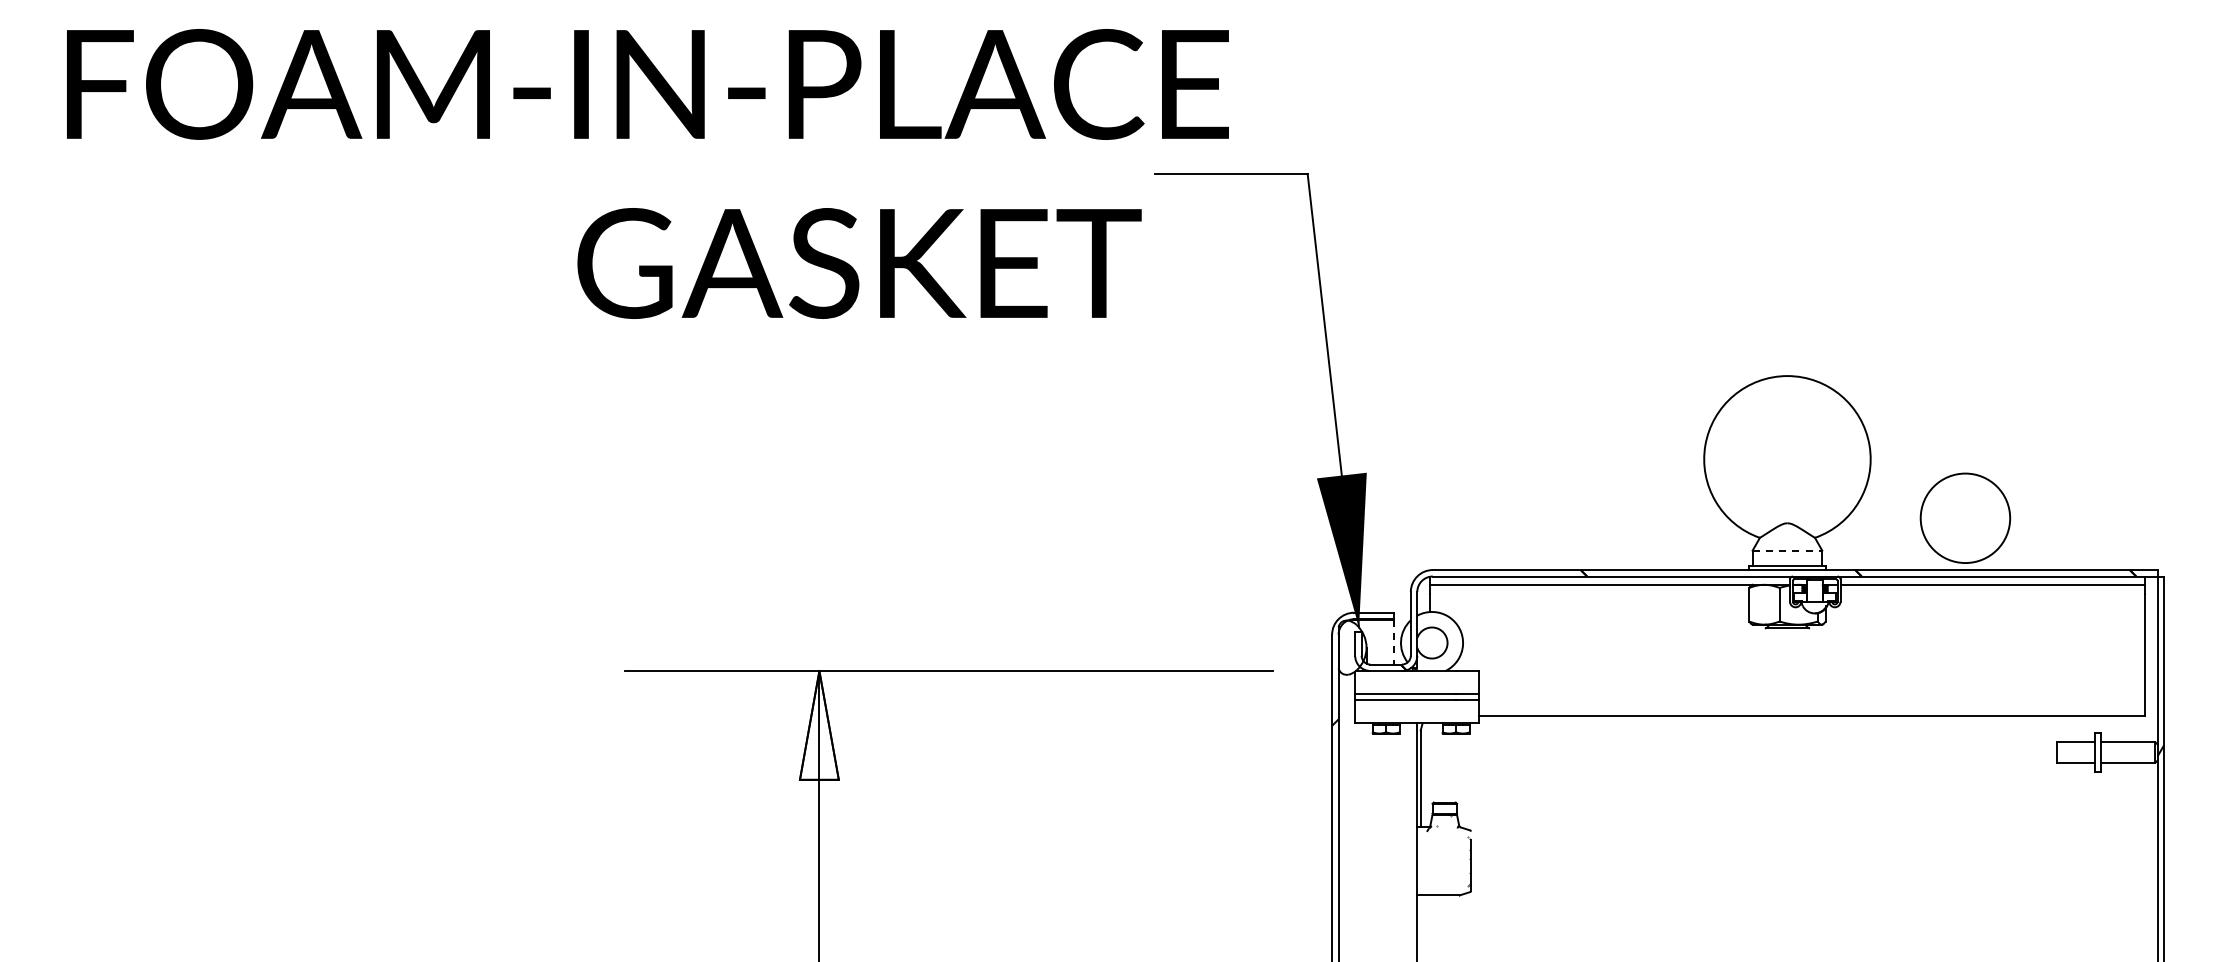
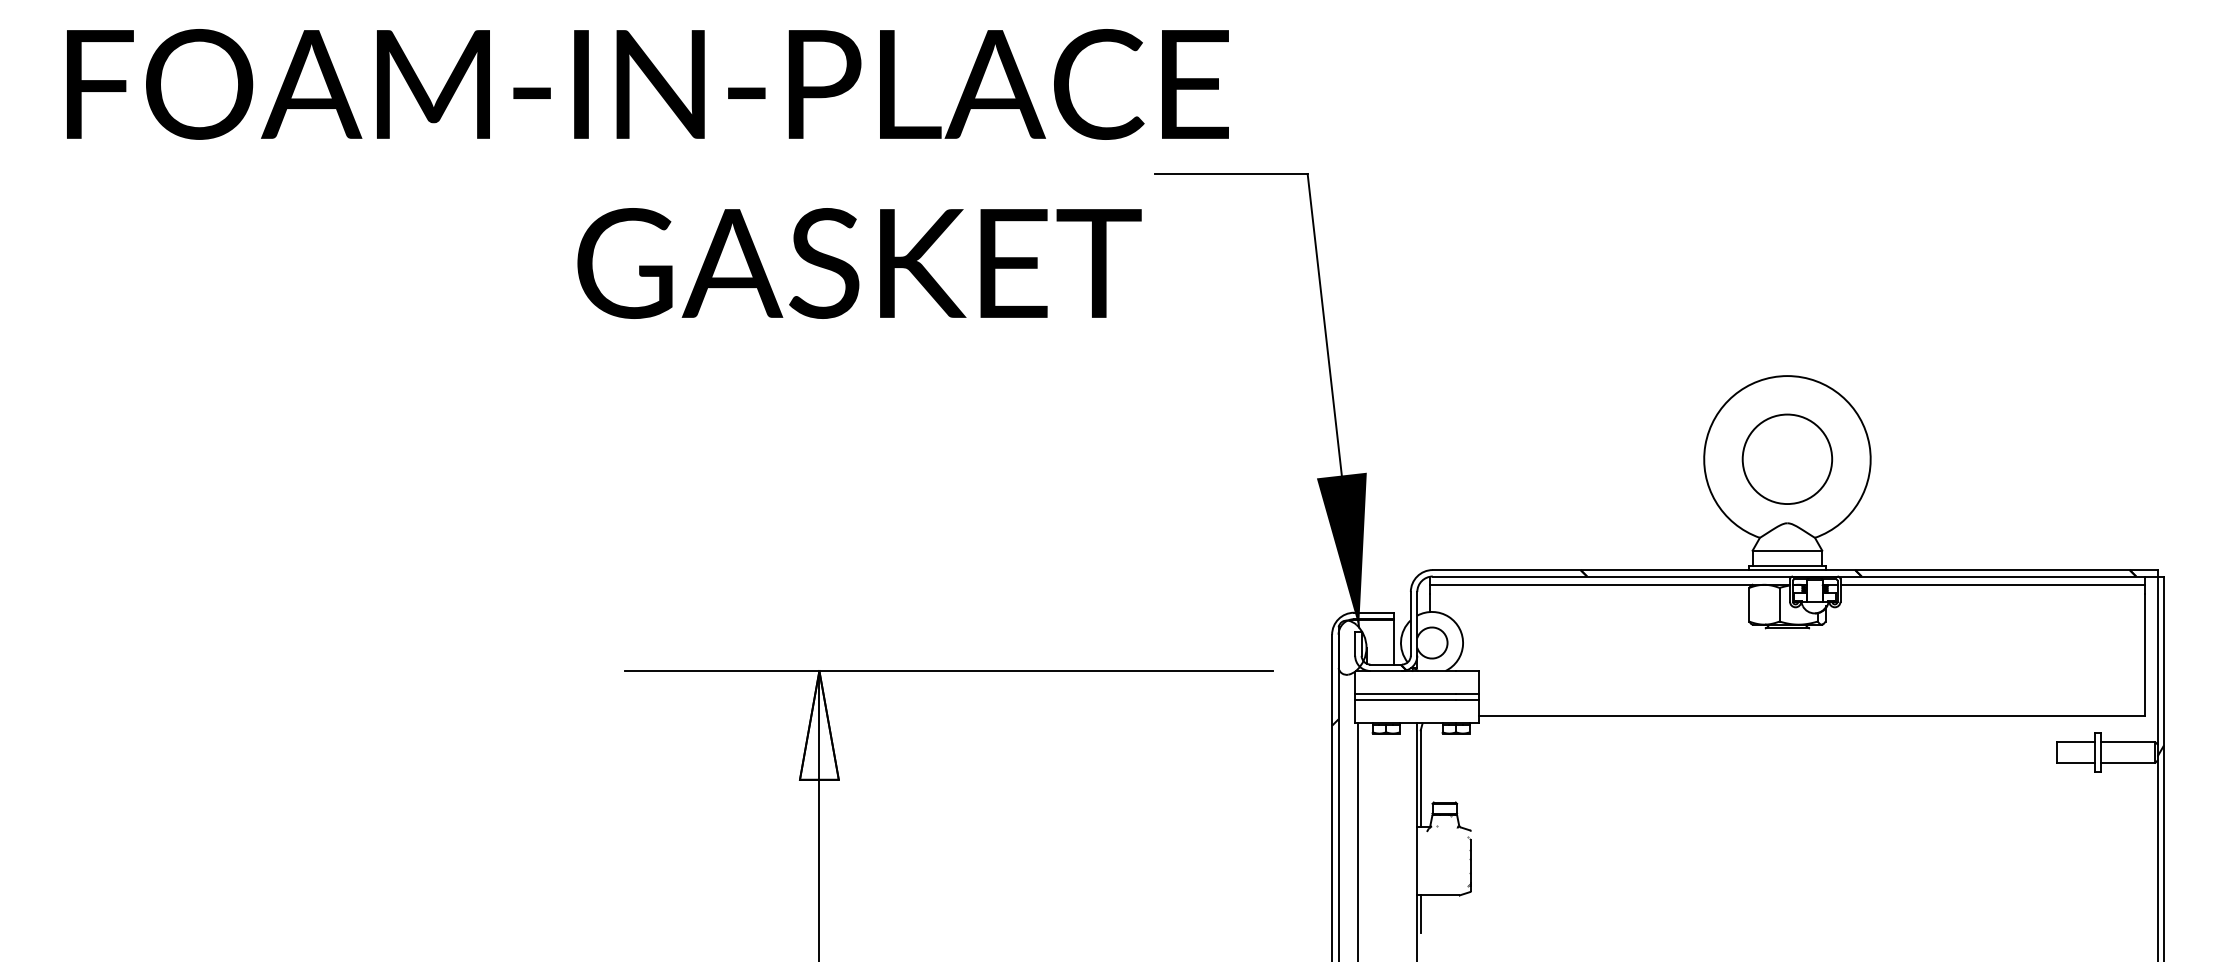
circle position: (1965, 517) -> (1787, 458) (1787, 458)
line: dashed -> solid (1787, 550)
line: dashed -> solid (1394, 642)
line: none -> present (1357, 840)
line: none -> present (1420, 914)
